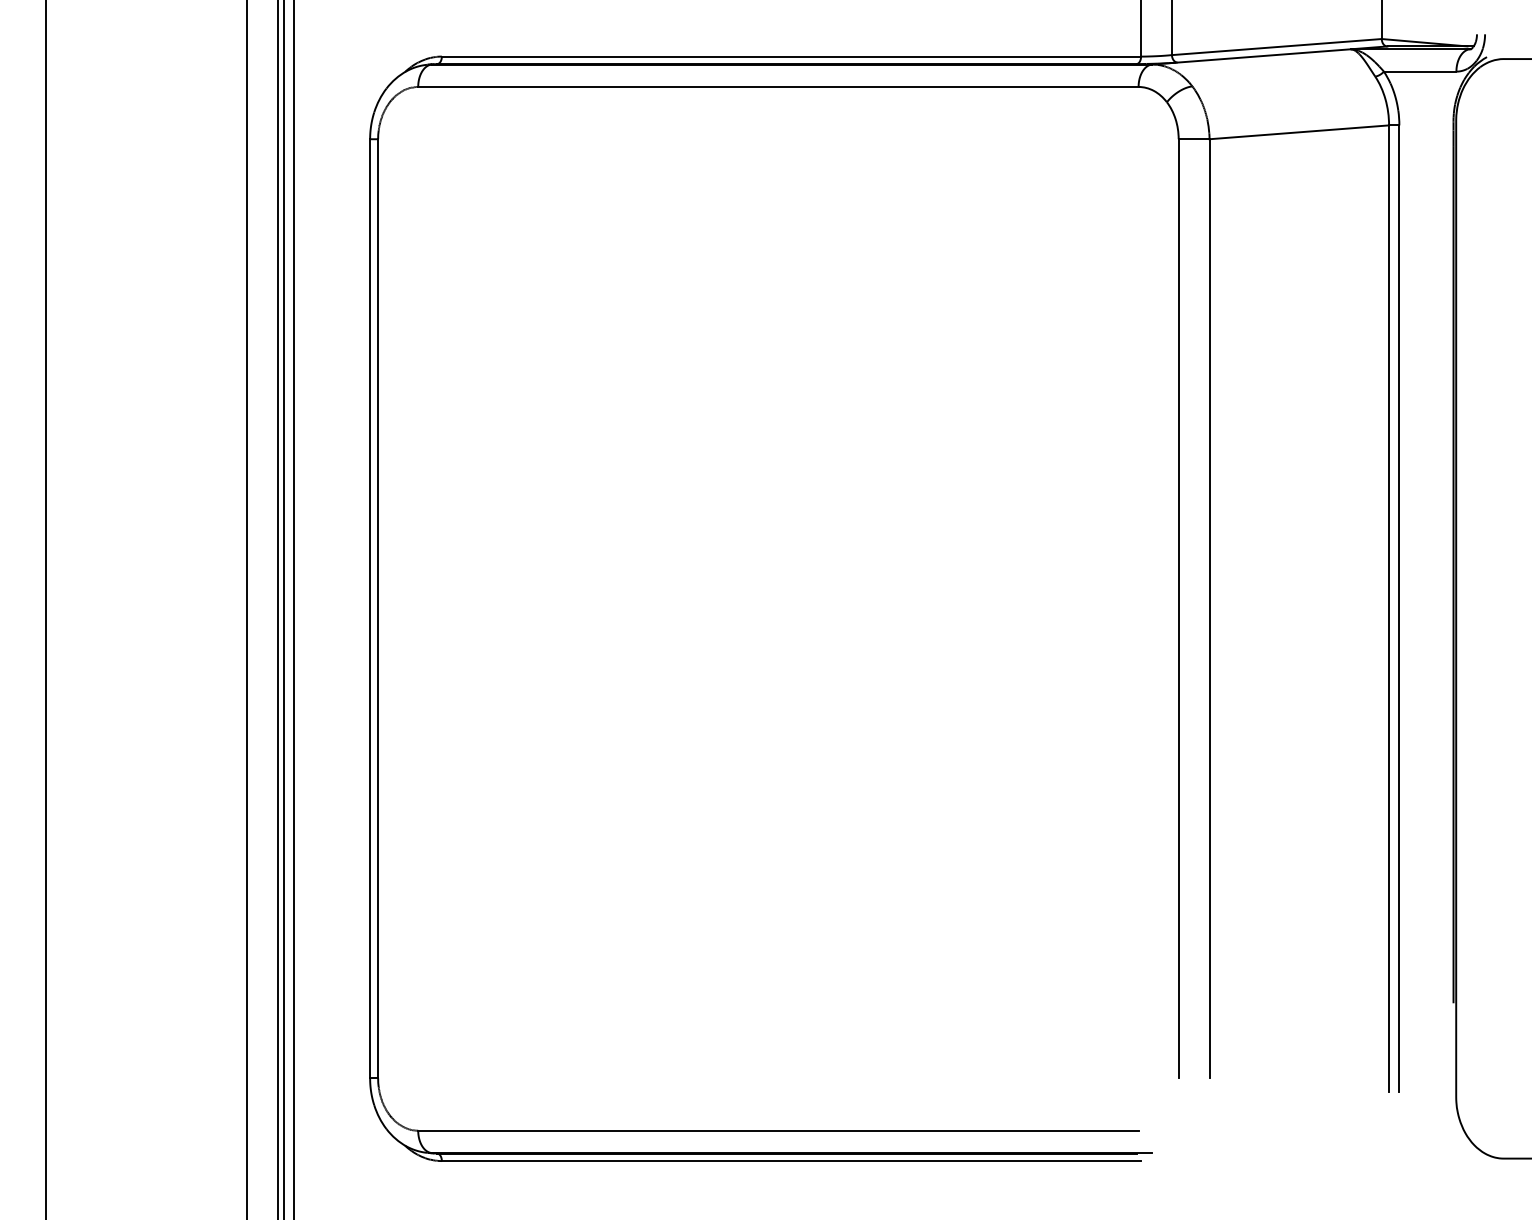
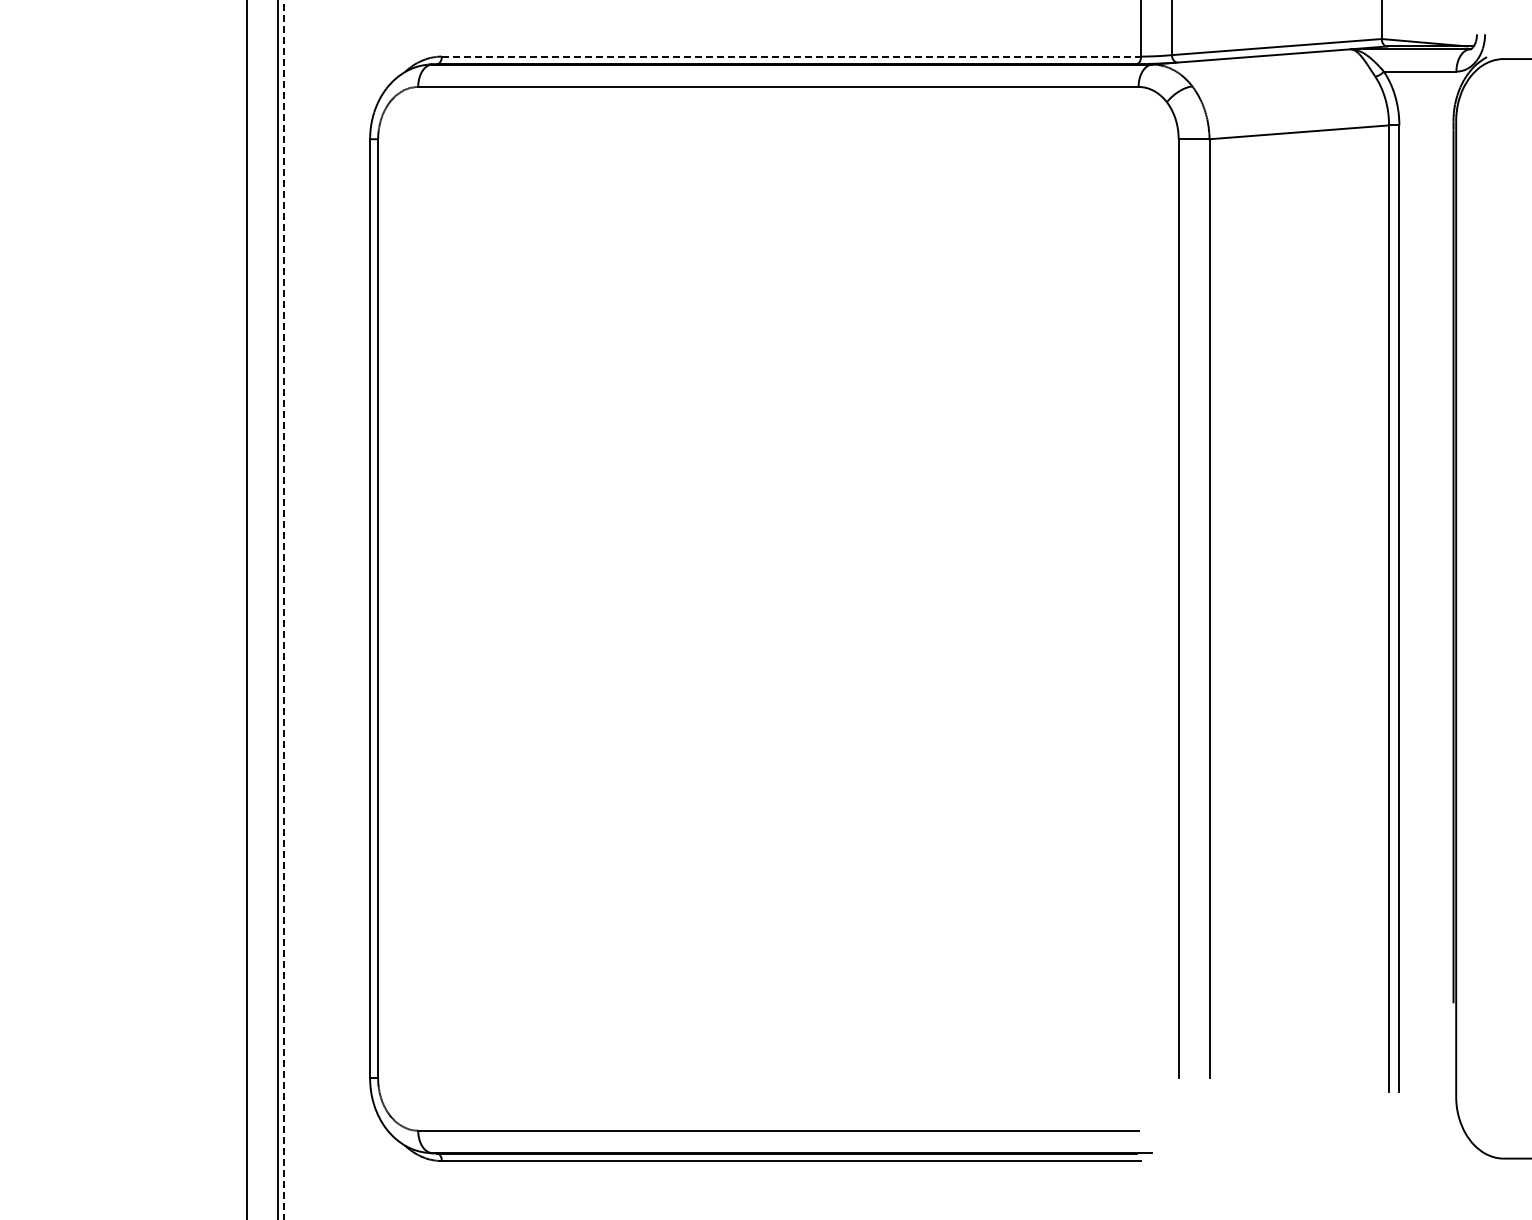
line: solid -> dashed (791, 56)
line: present -> none (45, 609)
line: solid -> dashed (284, 609)
line: present -> none (294, 609)
